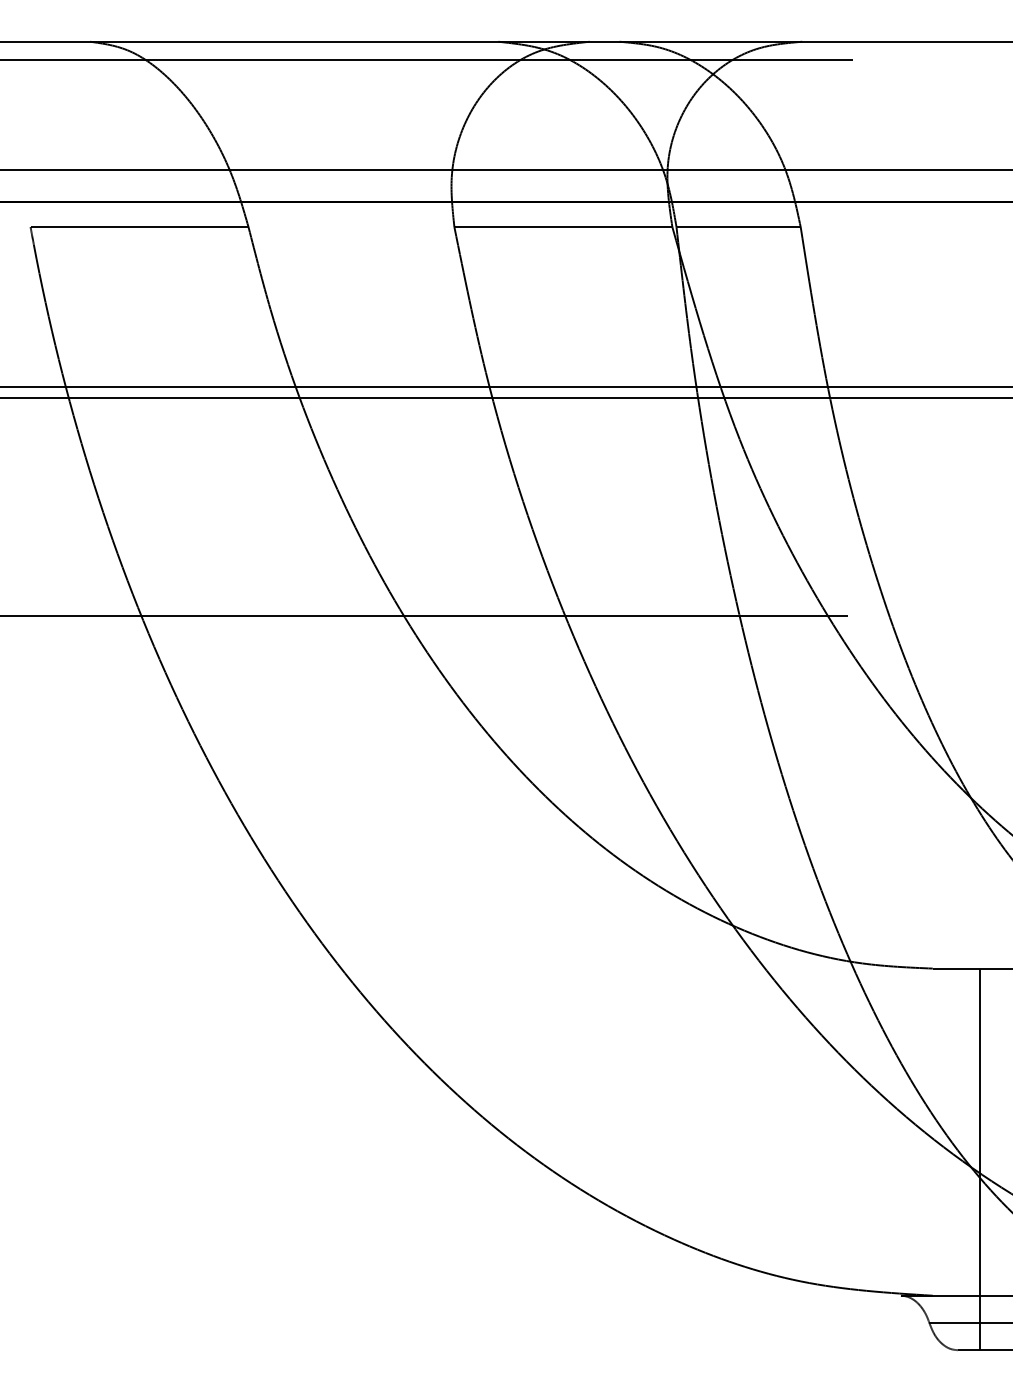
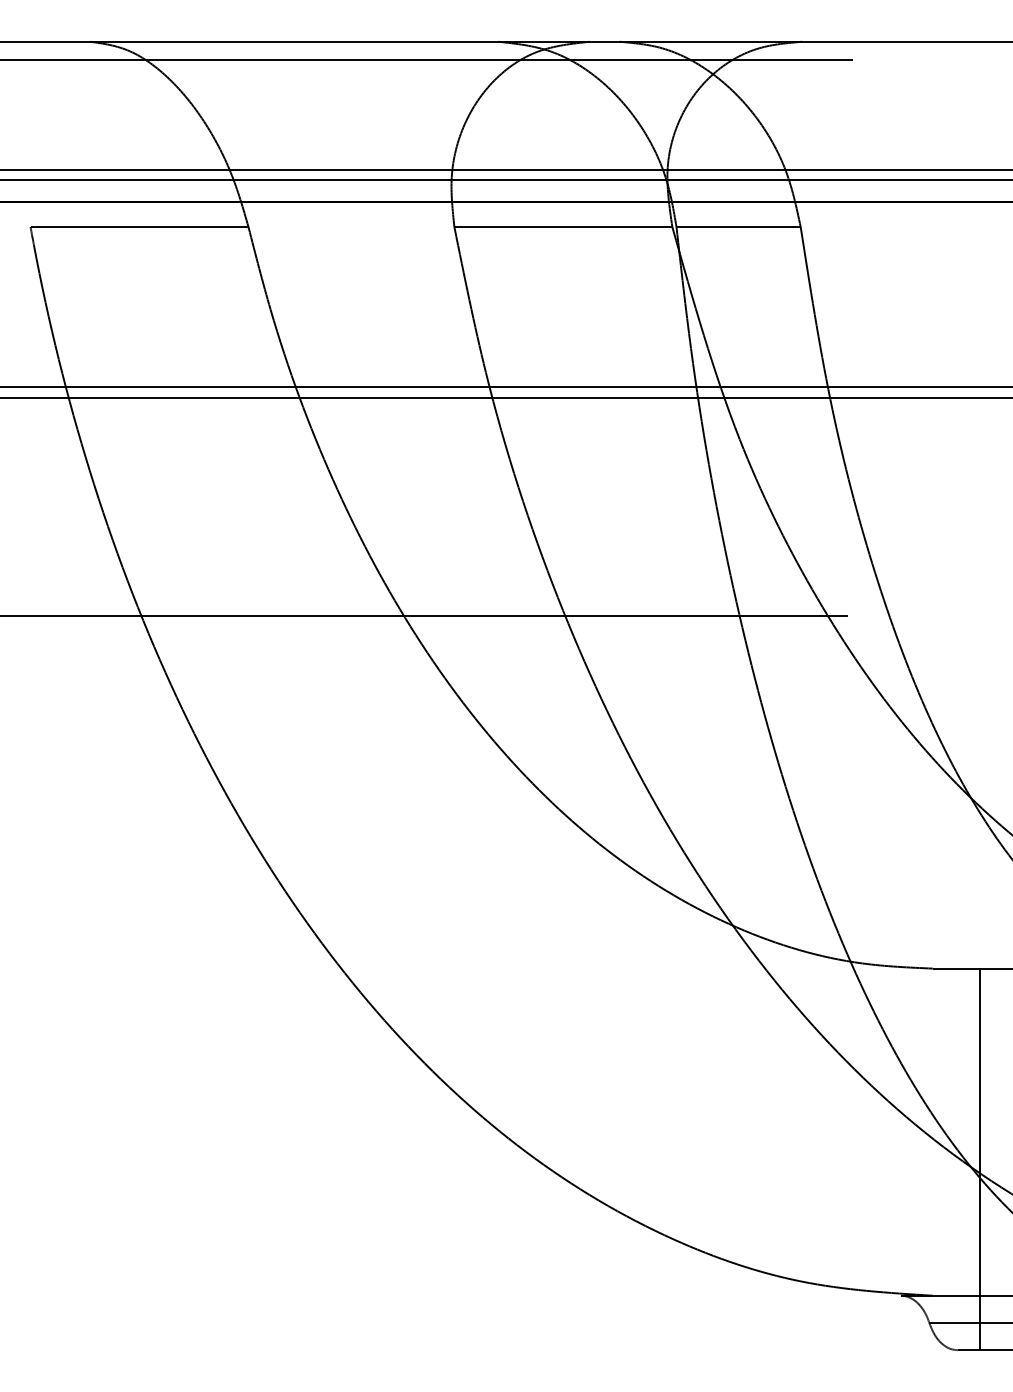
line: none -> present (505, 179)
